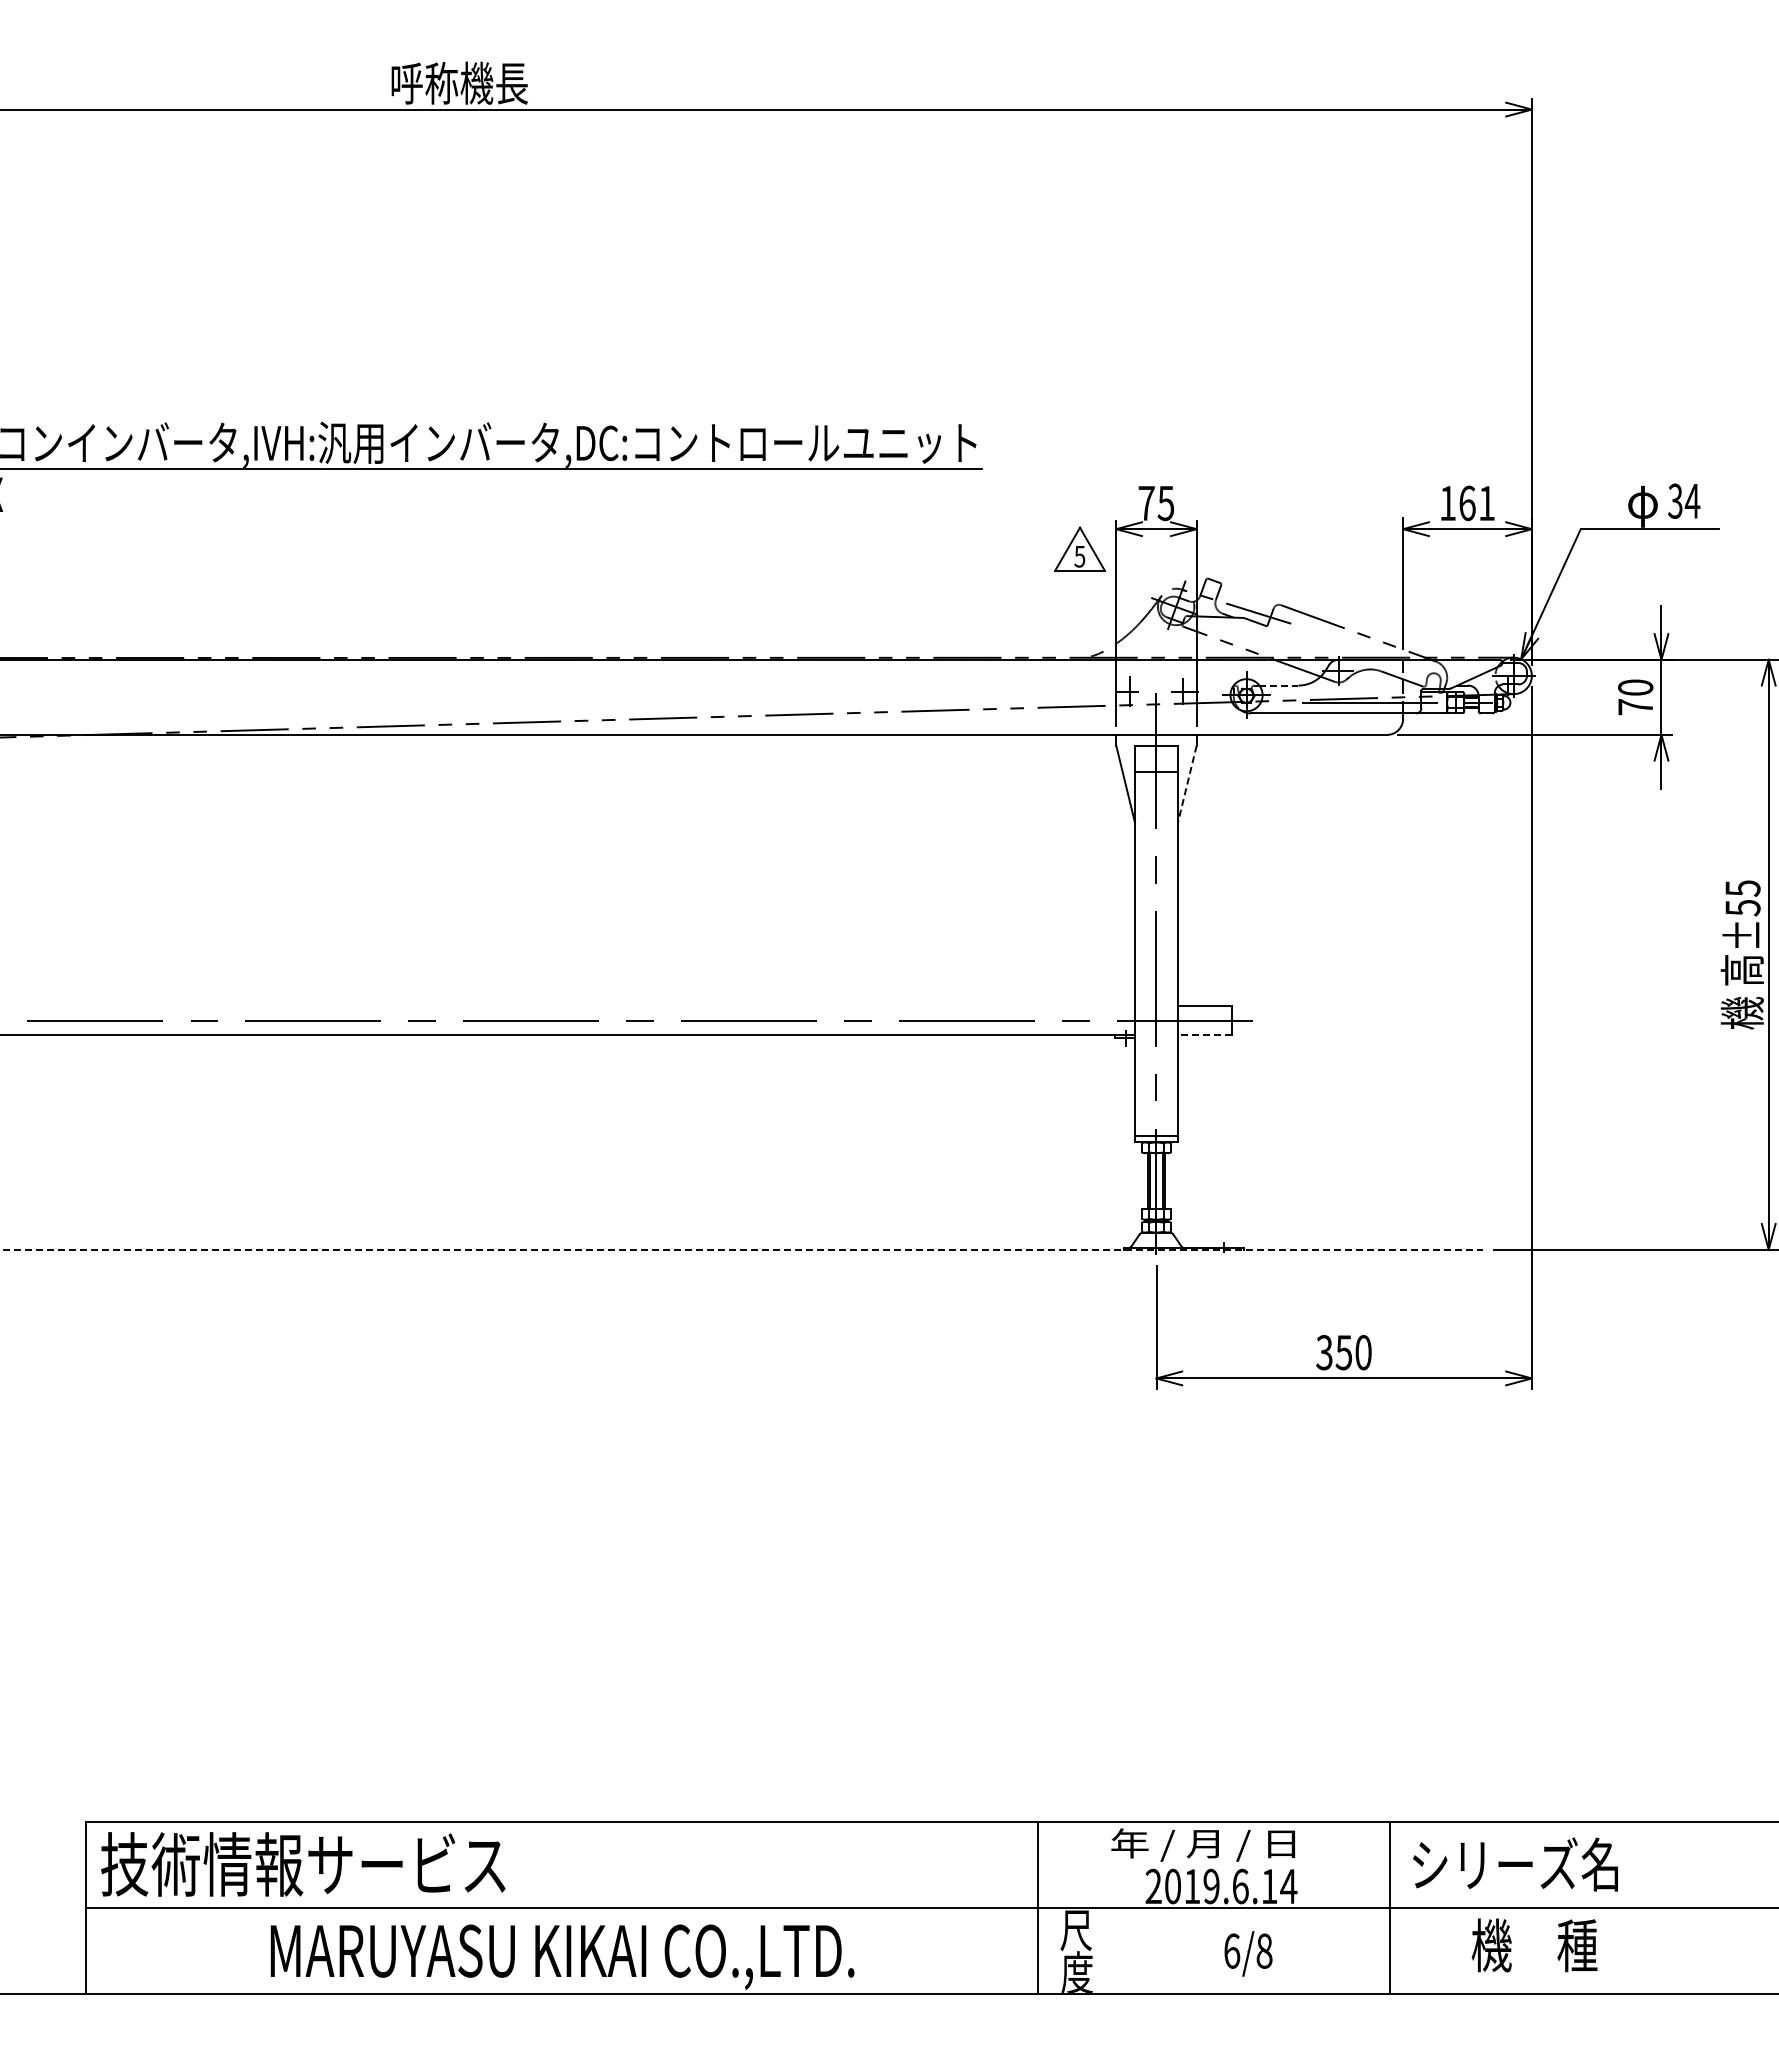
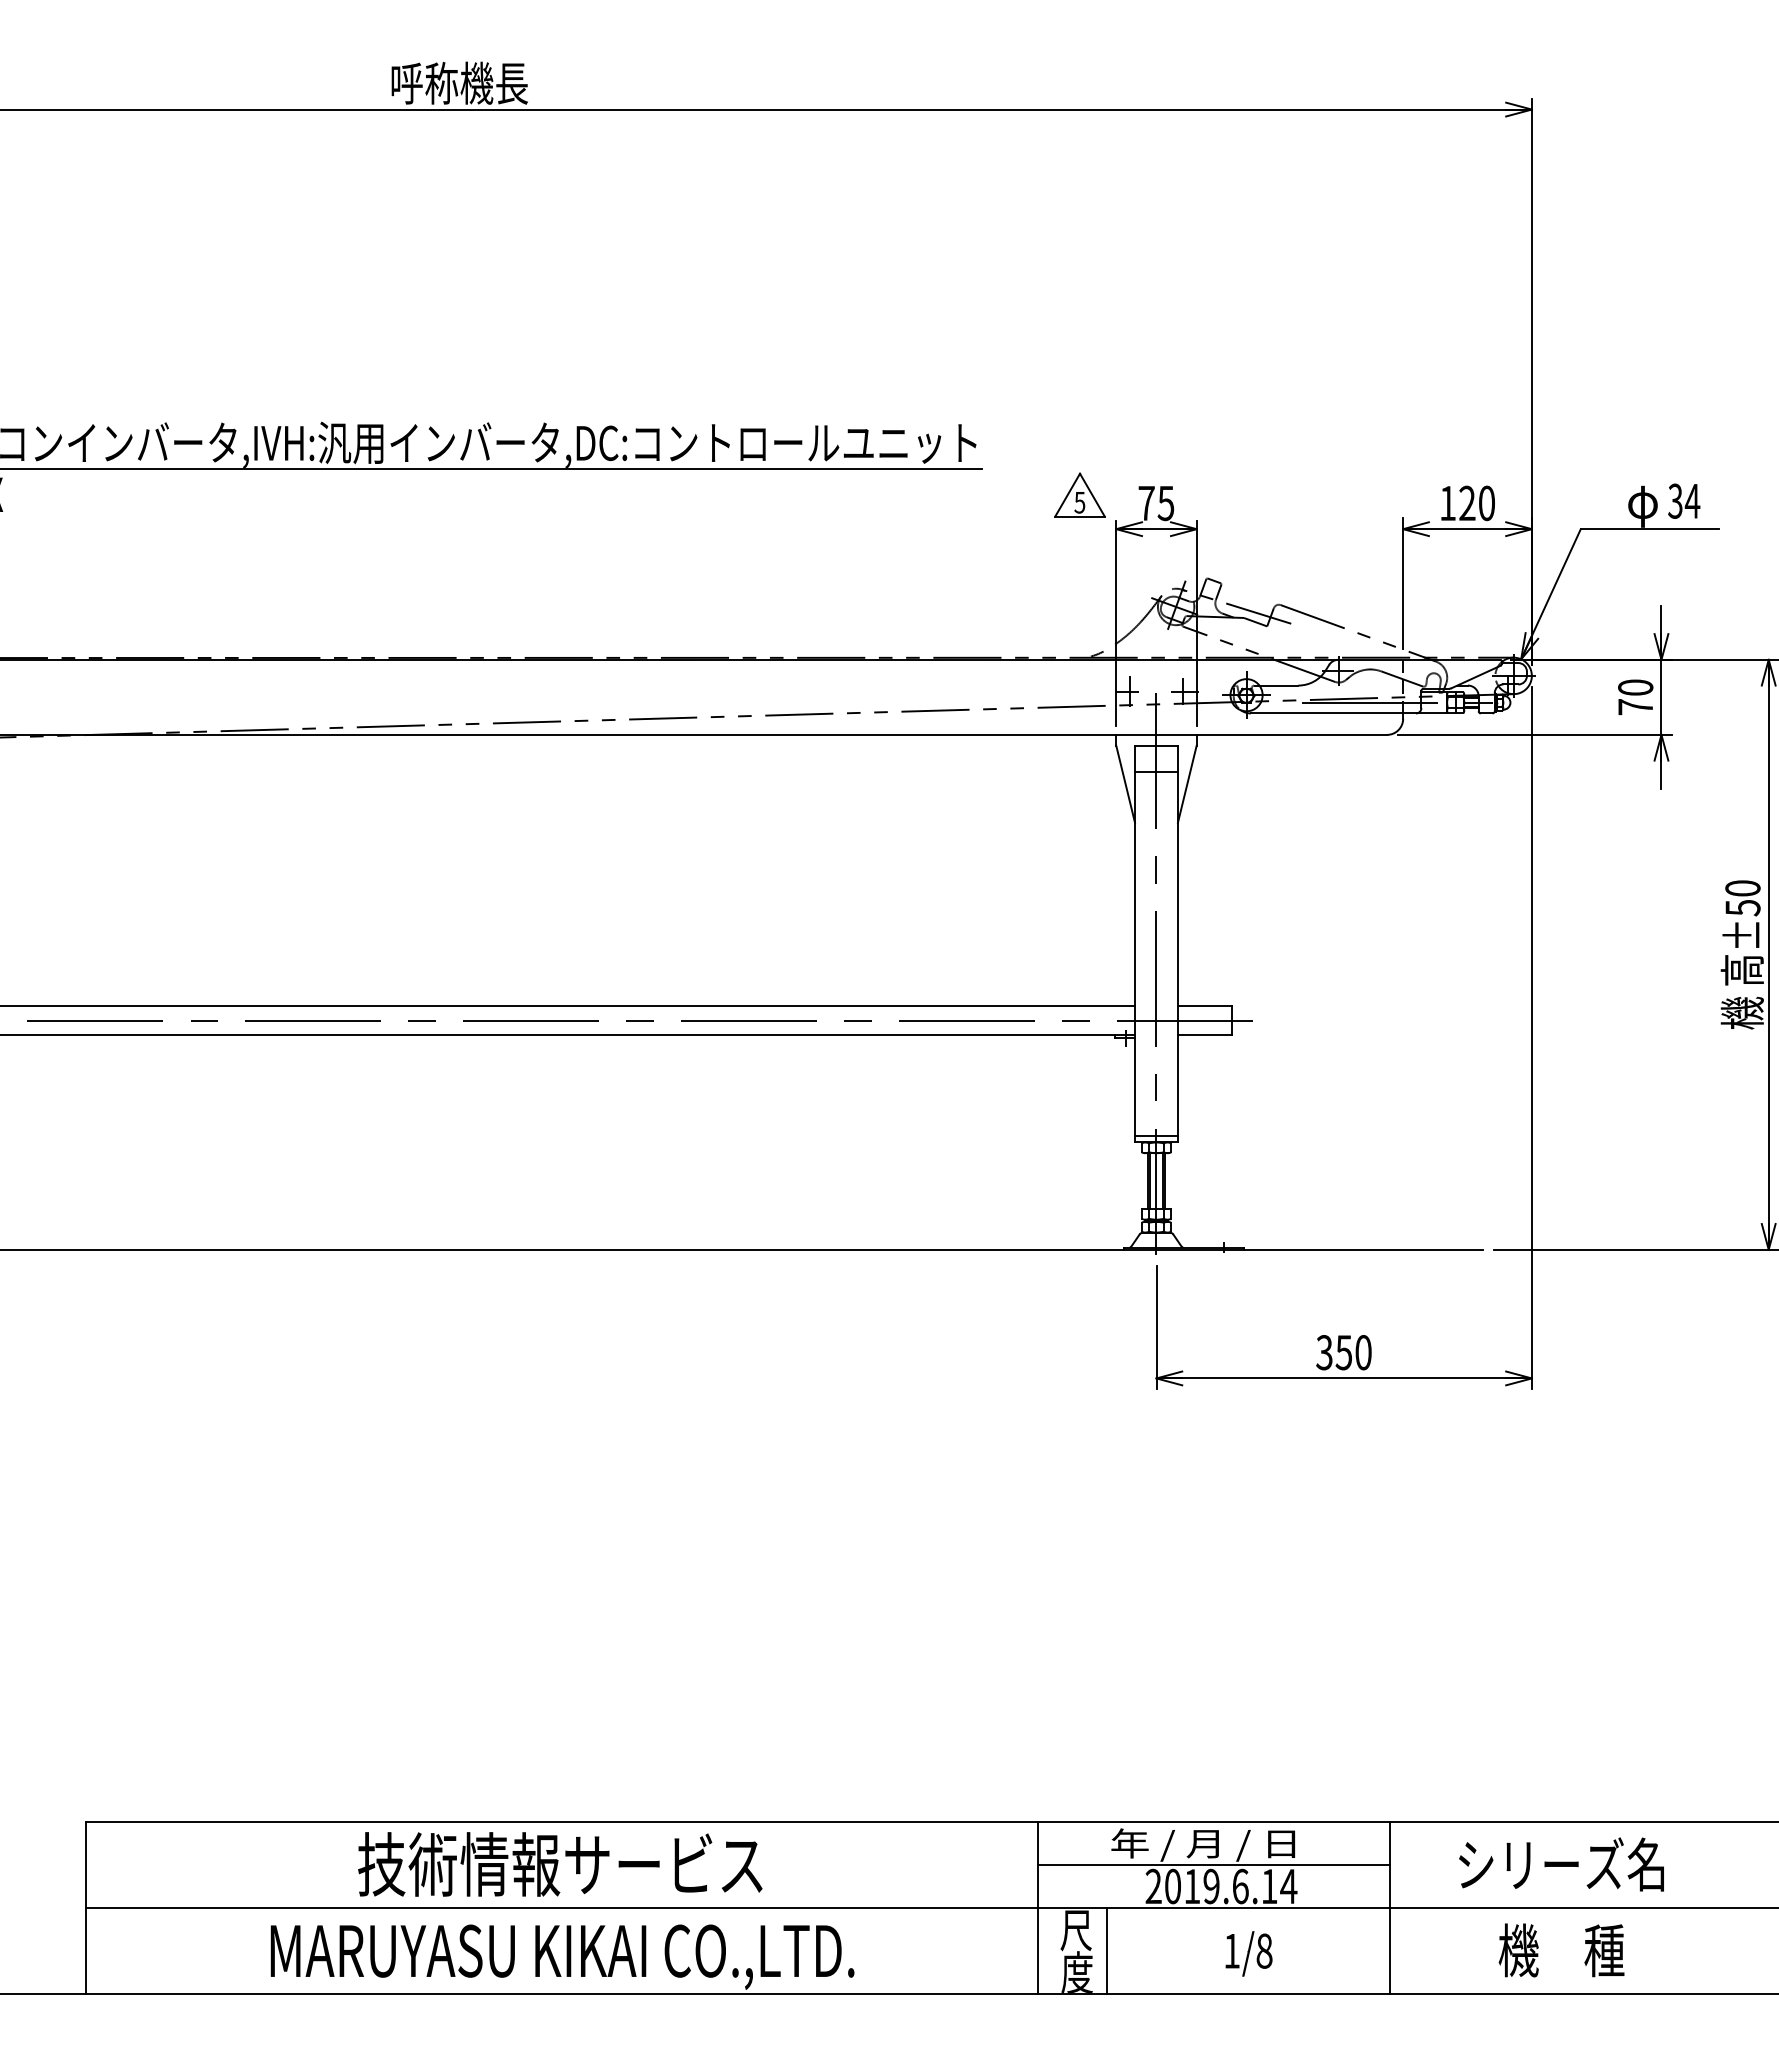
text: 161 -> 120 (1476, 503)
part position: (1079, 548) -> (1079, 494) (1079, 494)
line: dashed -> solid (1278, 685)
line: dashed -> solid (1187, 784)
text: ±55 -> ±50 (1742, 888)
line: none -> present (568, 1006)
line: dashed -> solid (1204, 1035)
line: dashed -> solid (742, 1249)
text position: (303, 1864) -> (560, 1864) (560, 1864)
text position: (1515, 1864) -> (1561, 1864) (1561, 1864)
line: none -> present (1214, 1865)
text position: (1534, 1945) -> (1561, 1950) (1561, 1950)
text: 6/8 -> 1/8 (1232, 1950)
line: none -> present (1106, 1951)
